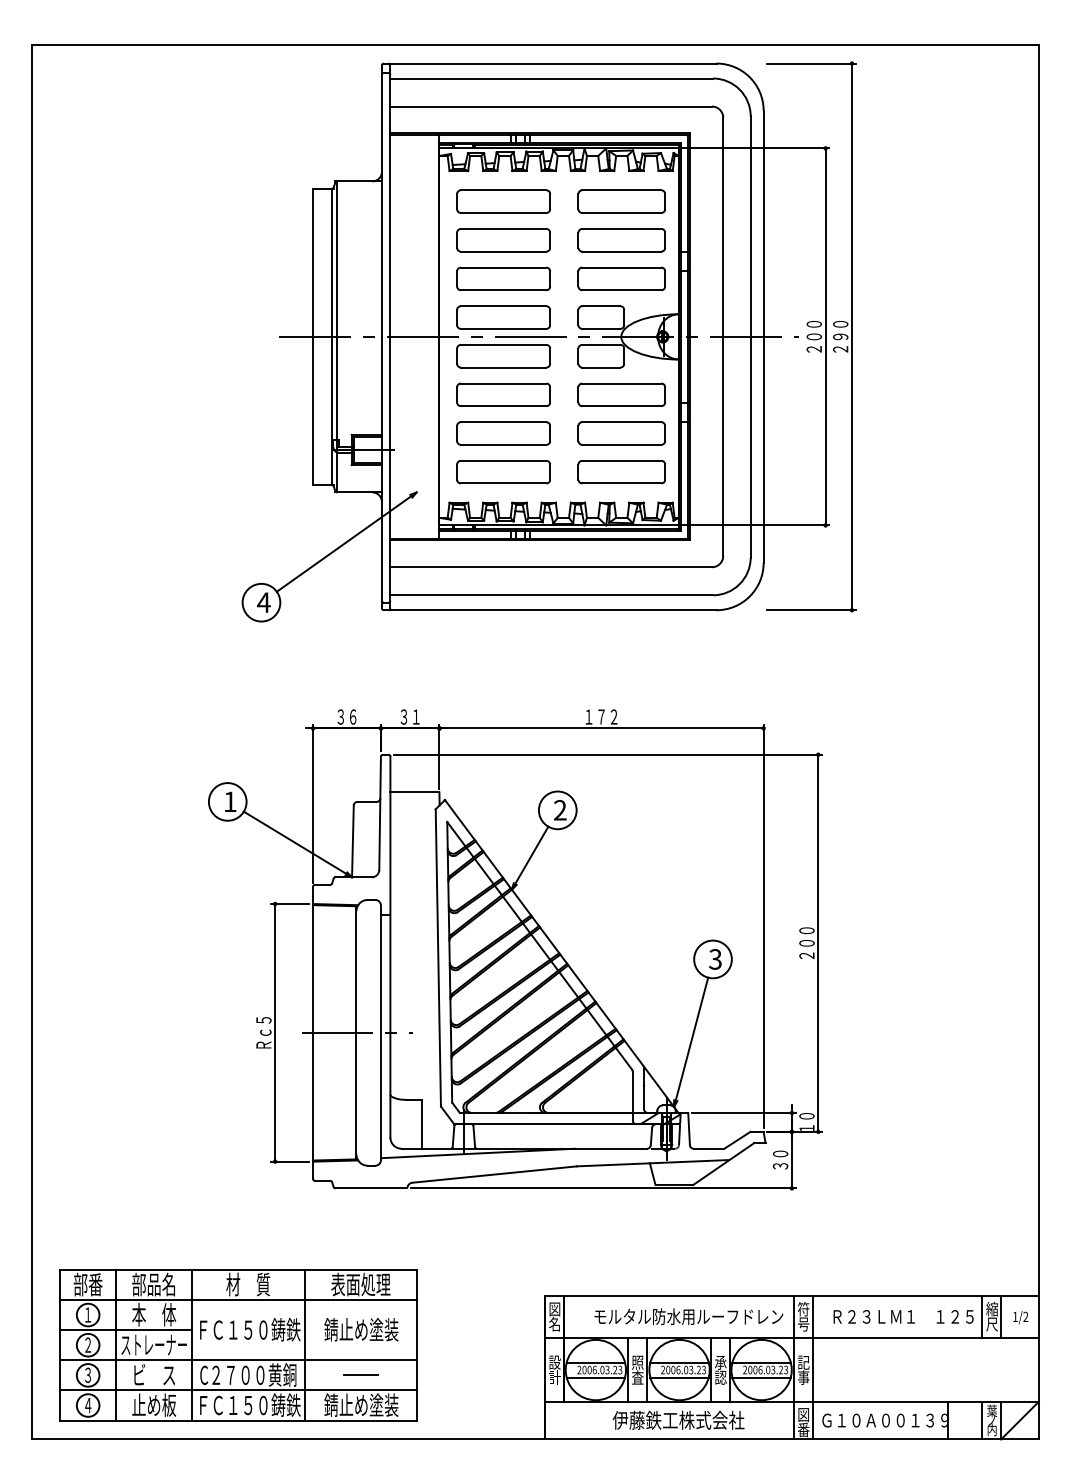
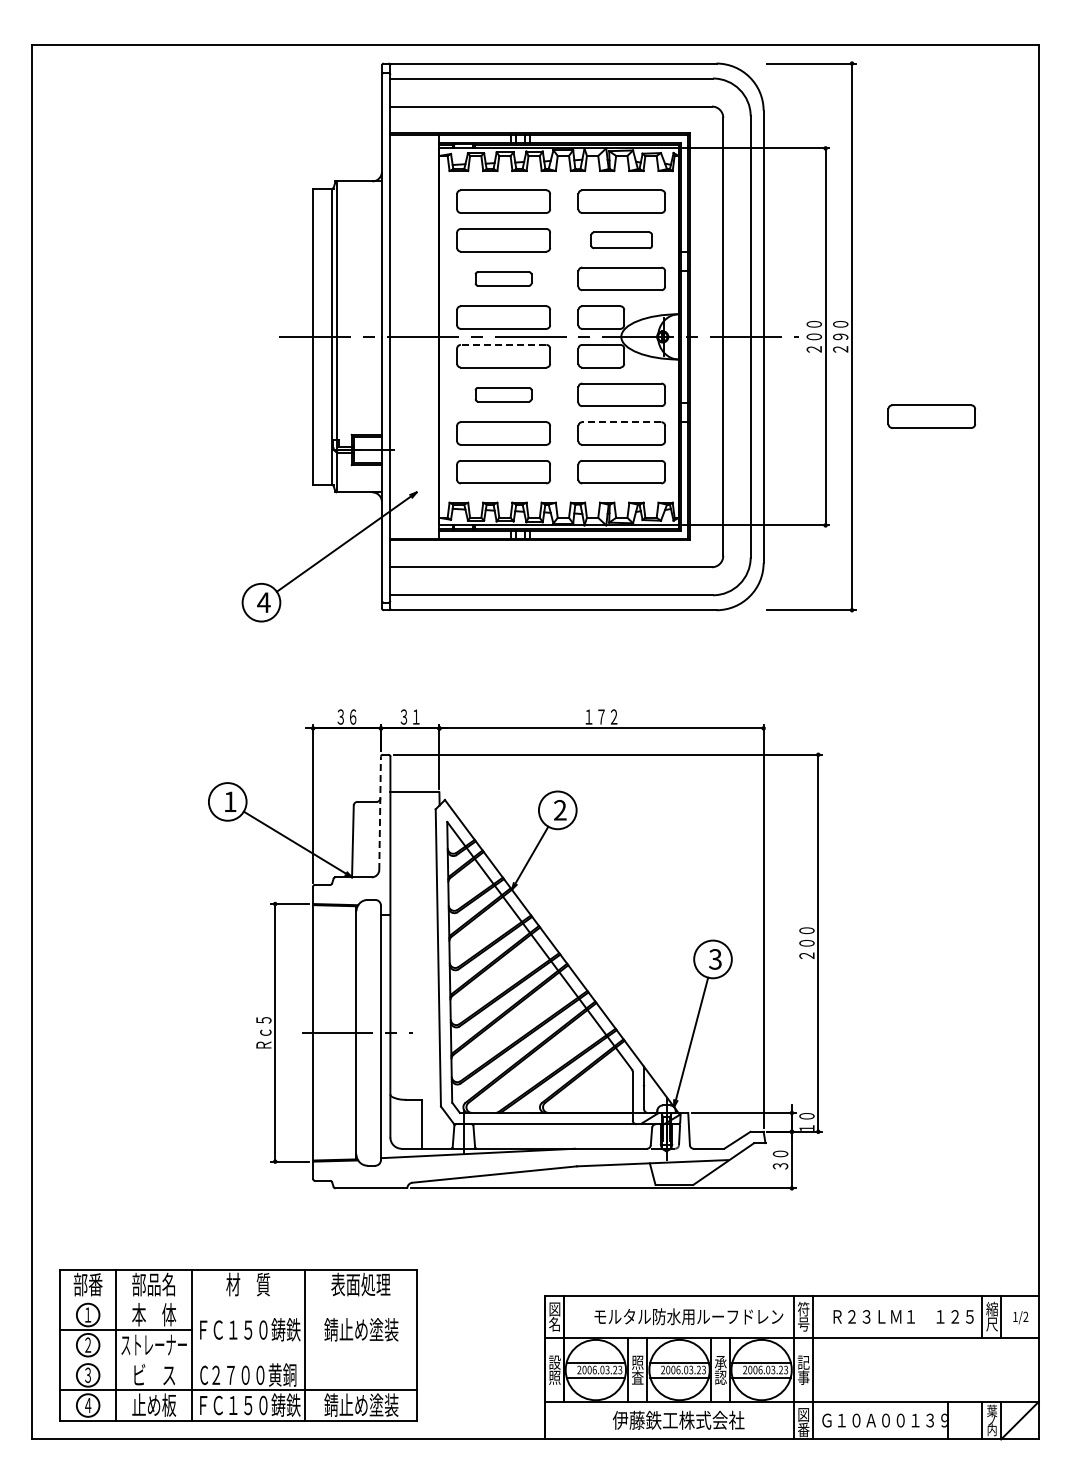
part size: 89x25 px -> 63x19 px (621, 240)
part size: 95x26 px -> 59x16 px (503, 278)
line: solid -> dashed (503, 344)
part size: 95x25 px -> 59x16 px (503, 394)
part: none -> present (931, 416)
line: solid -> dashed (621, 422)
line: solid -> dashed (380, 813)
line: present -> none (237, 1299)
line: present -> none (237, 1360)
line: present -> none (360, 1375)
text: 計 -> 照 (554, 1377)
